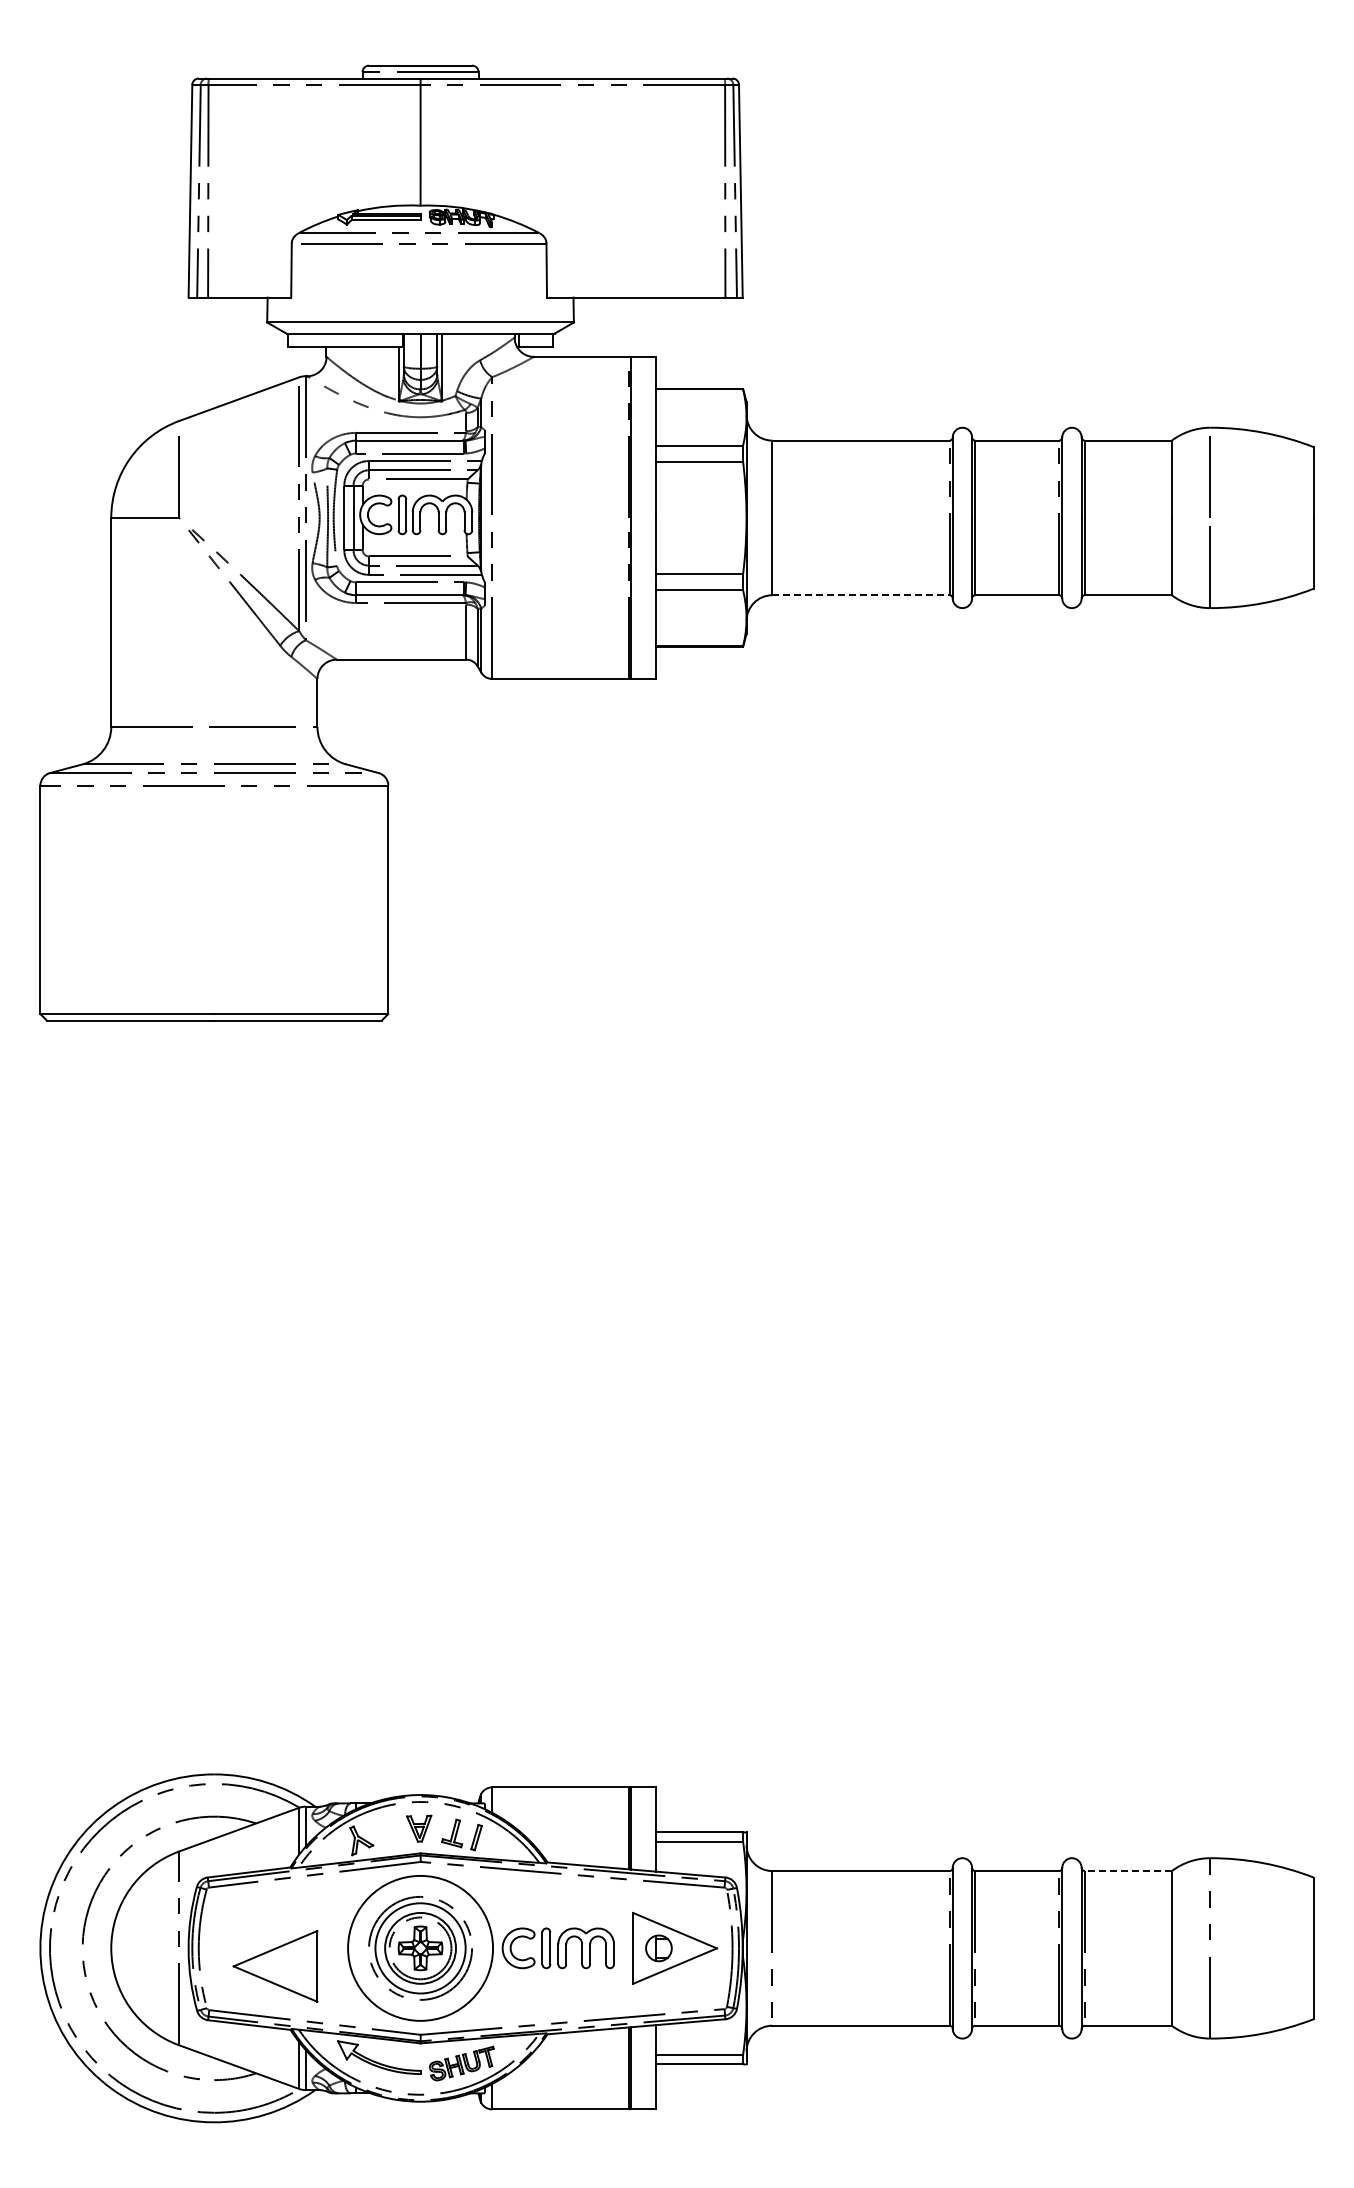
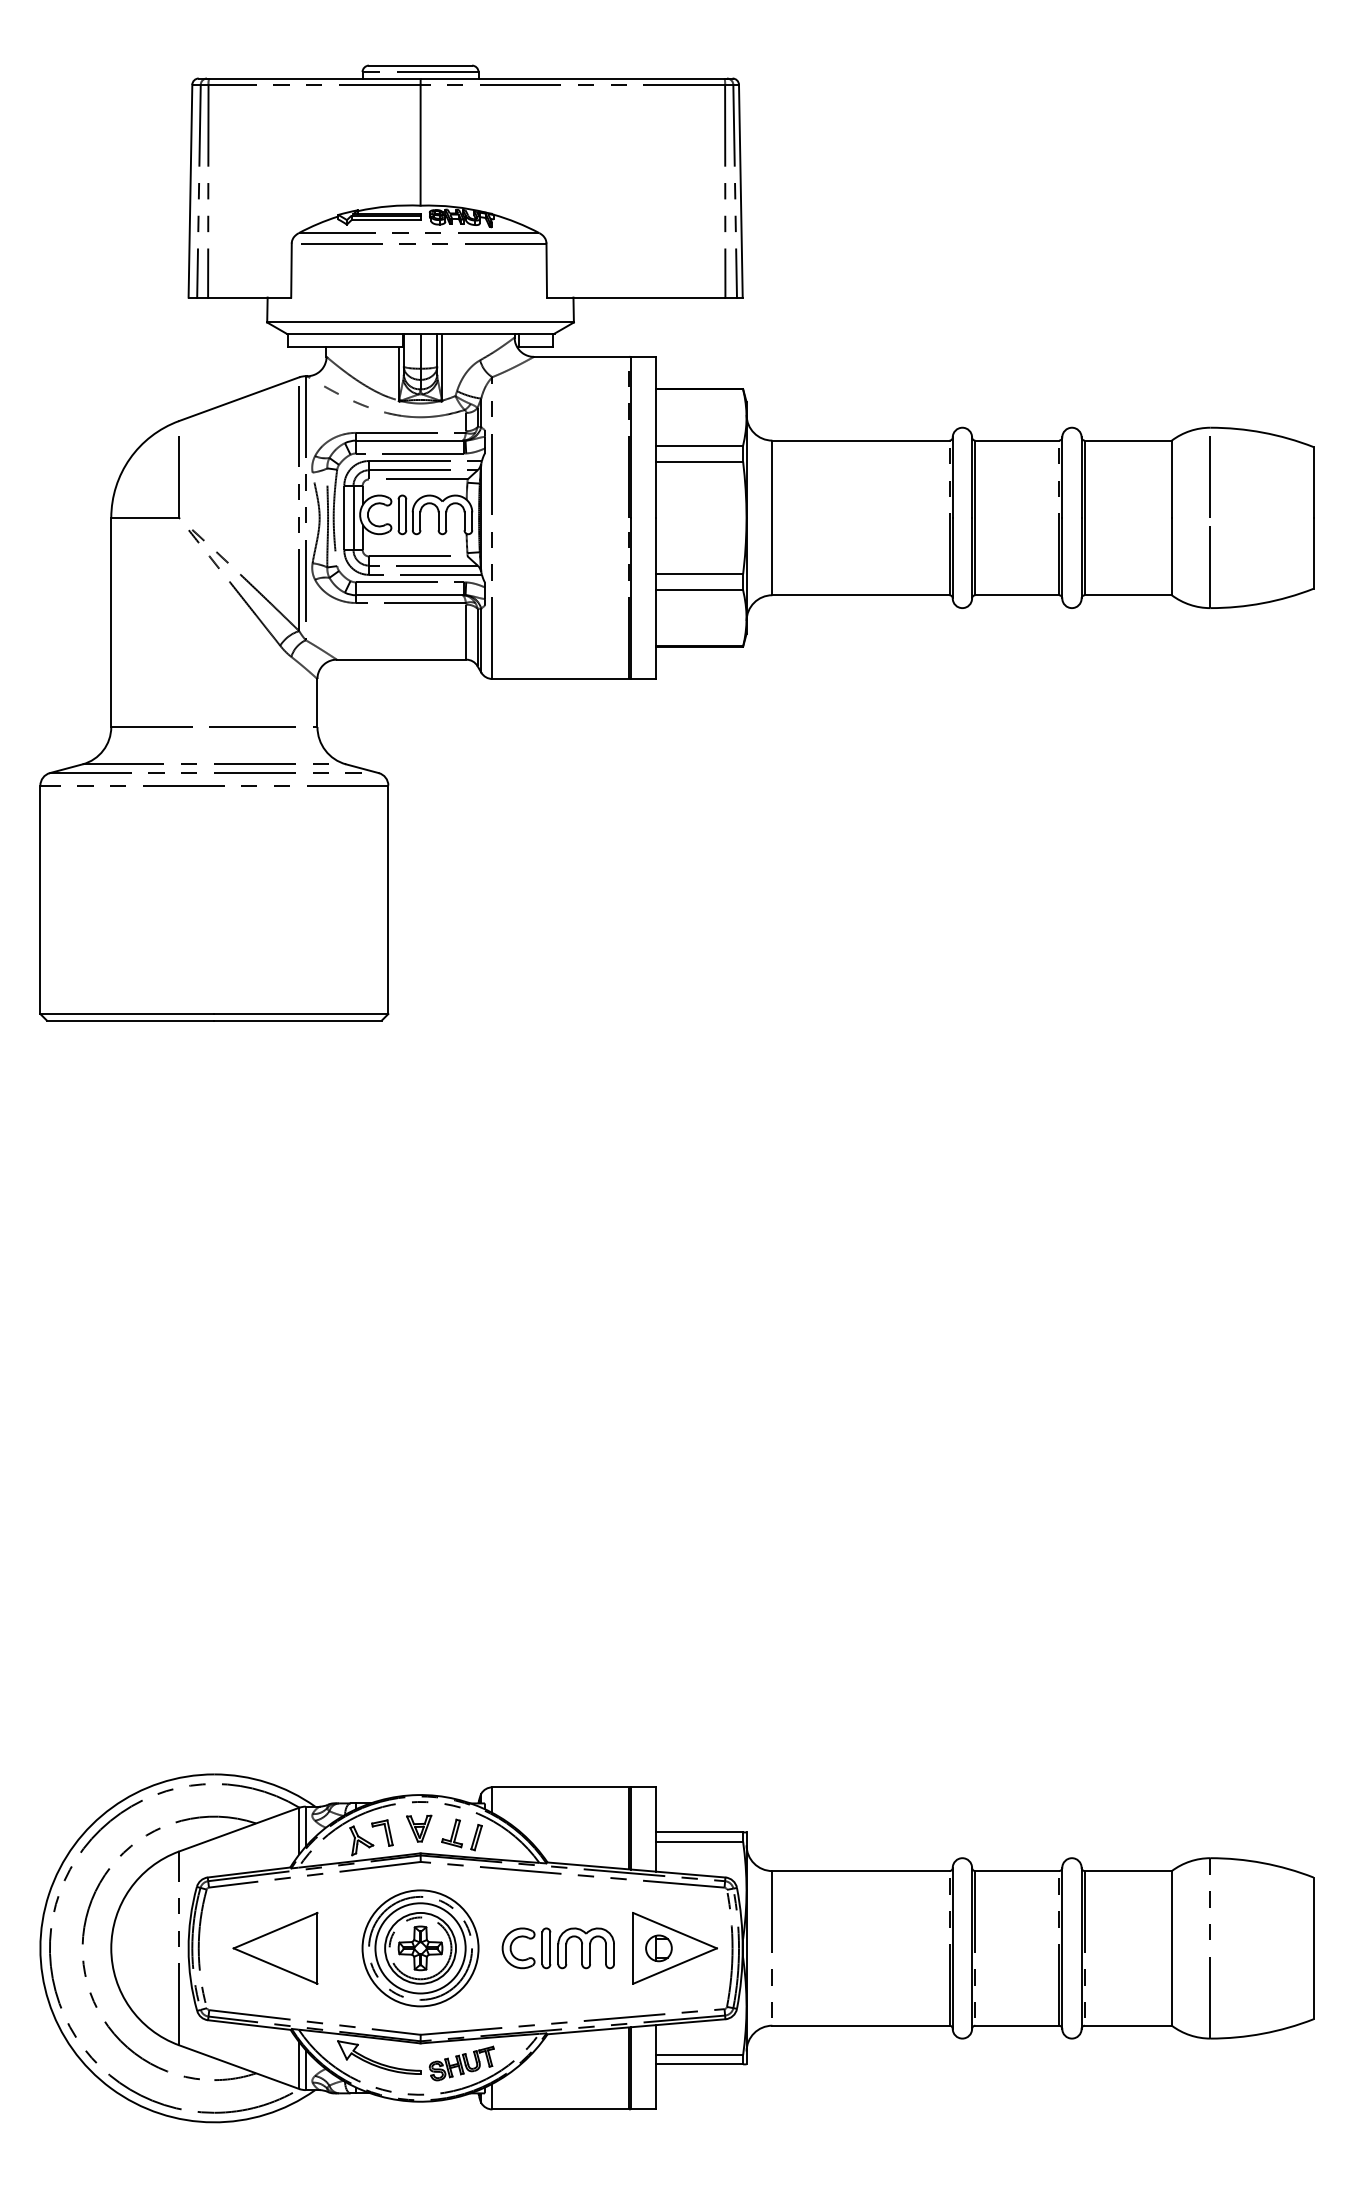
line: dashed -> solid (860, 595)
part: none -> present (382, 1832)
line: dashed -> solid (1127, 1871)
circle diameter: 145 px -> 116 px (420, 1948)
part position: (275, 1966) -> (275, 1948) (275, 1948)
